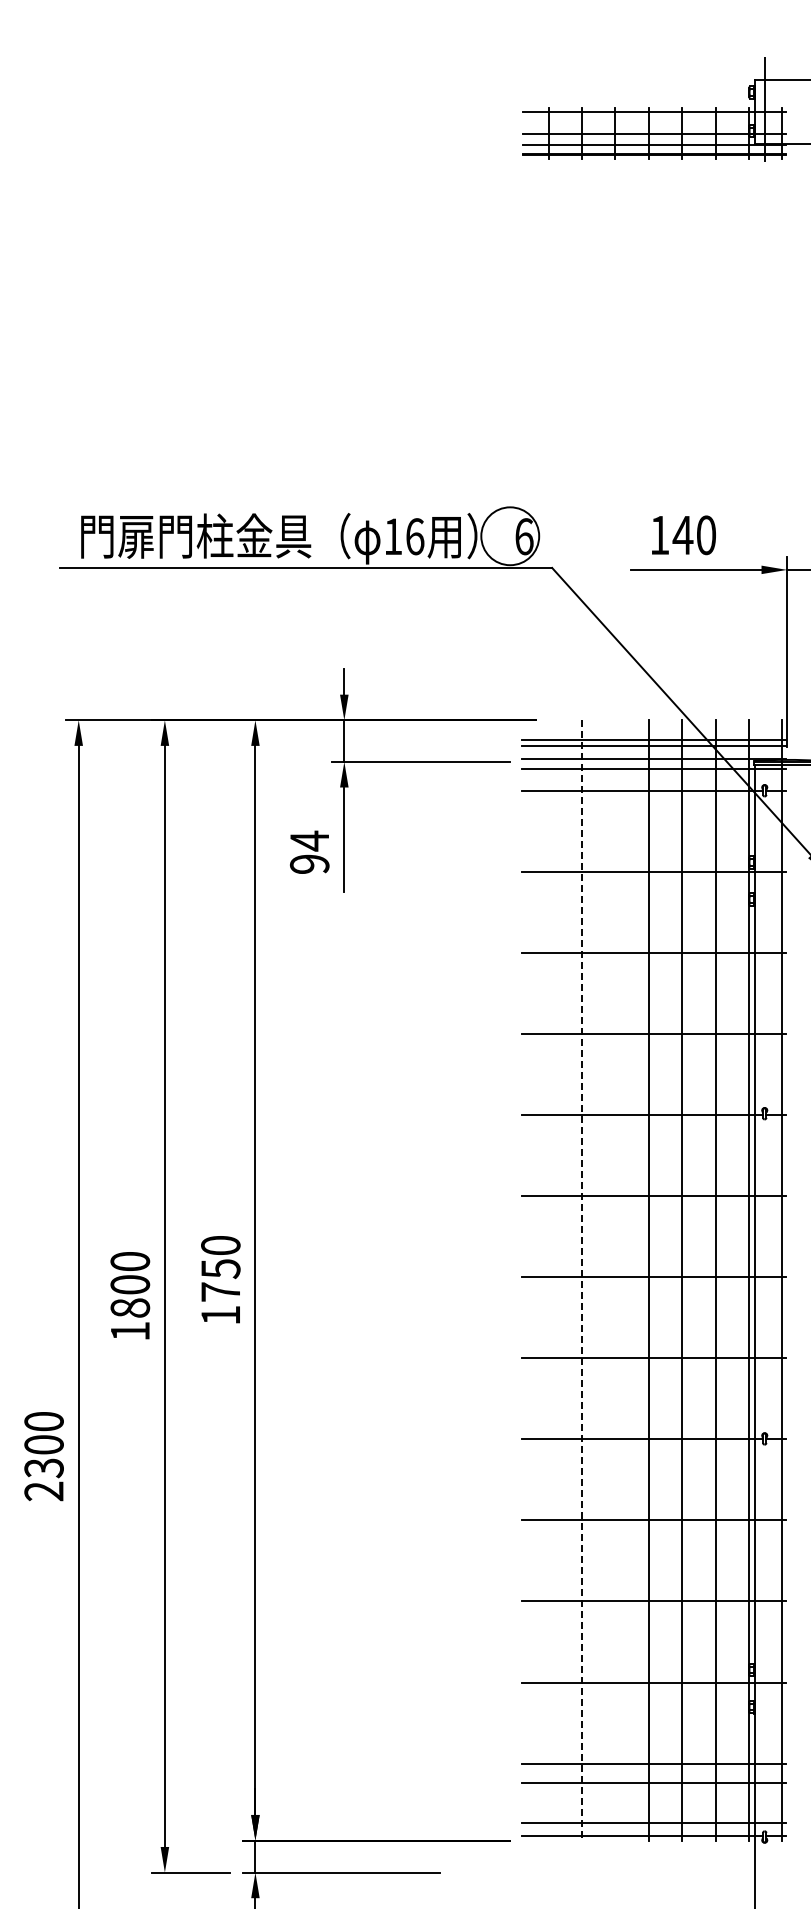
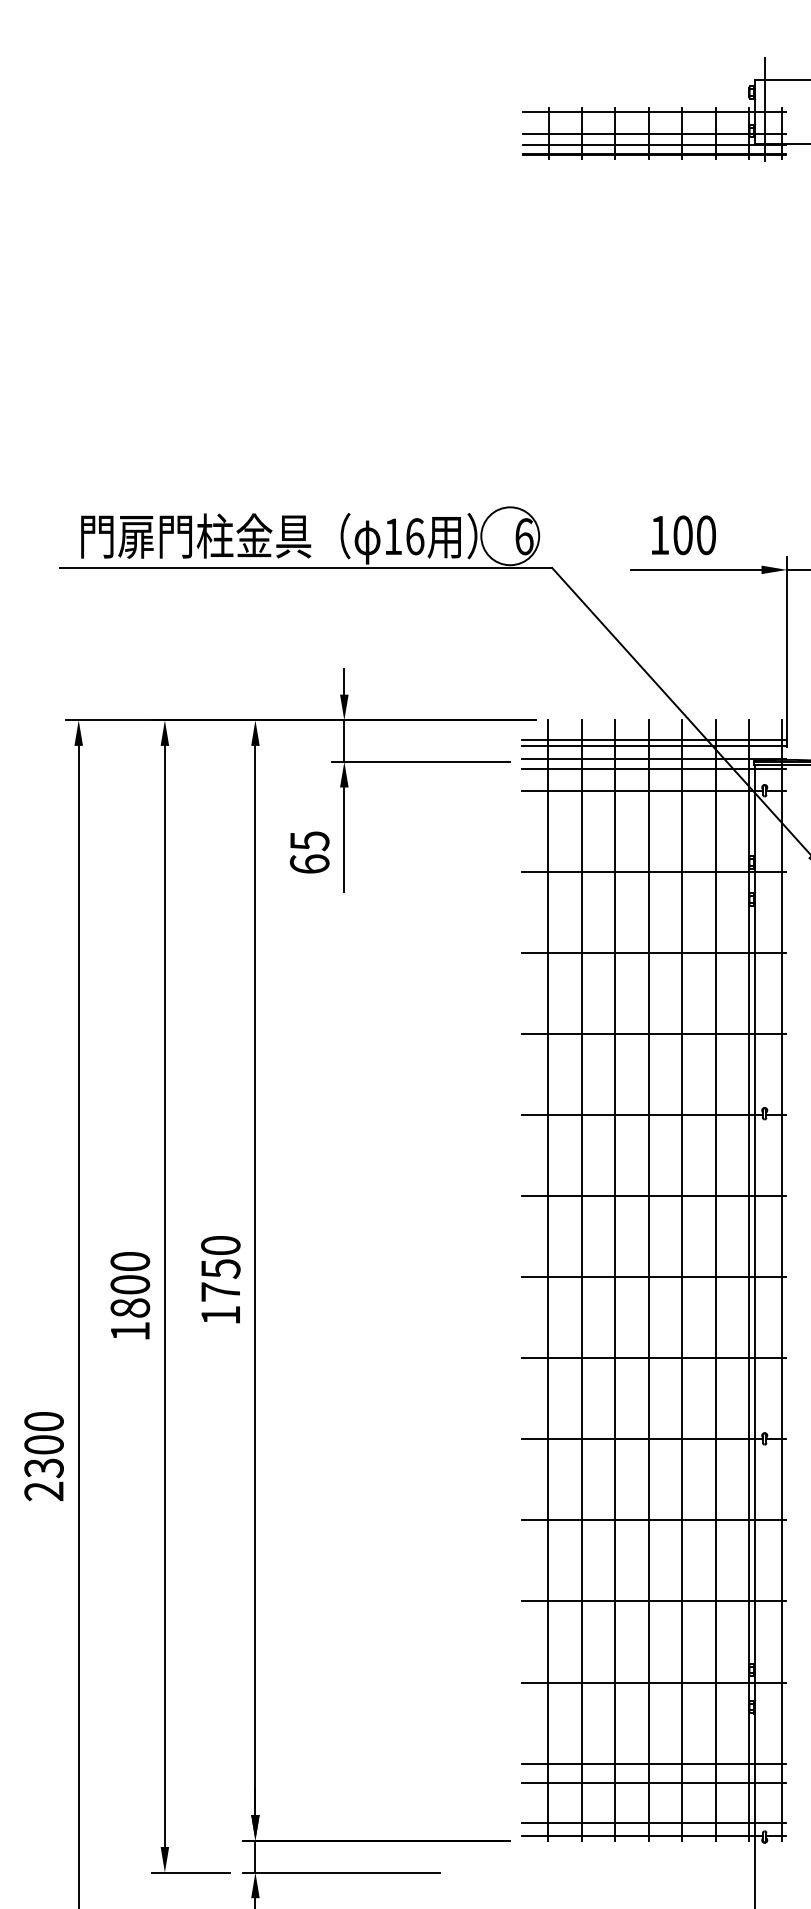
text: 140 -> 100 (682, 535)
text: 94 -> 65 (309, 851)
line: none -> present (548, 1280)
line: dashed -> solid (581, 1280)
line: none -> present (615, 1280)
